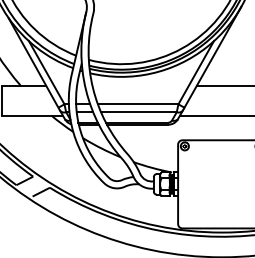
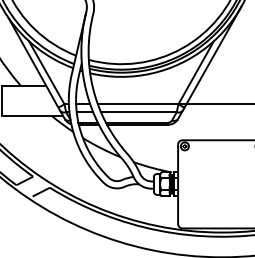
line: present -> none (223, 85)
line position: (215, 115) -> (215, 103) (215, 103)
